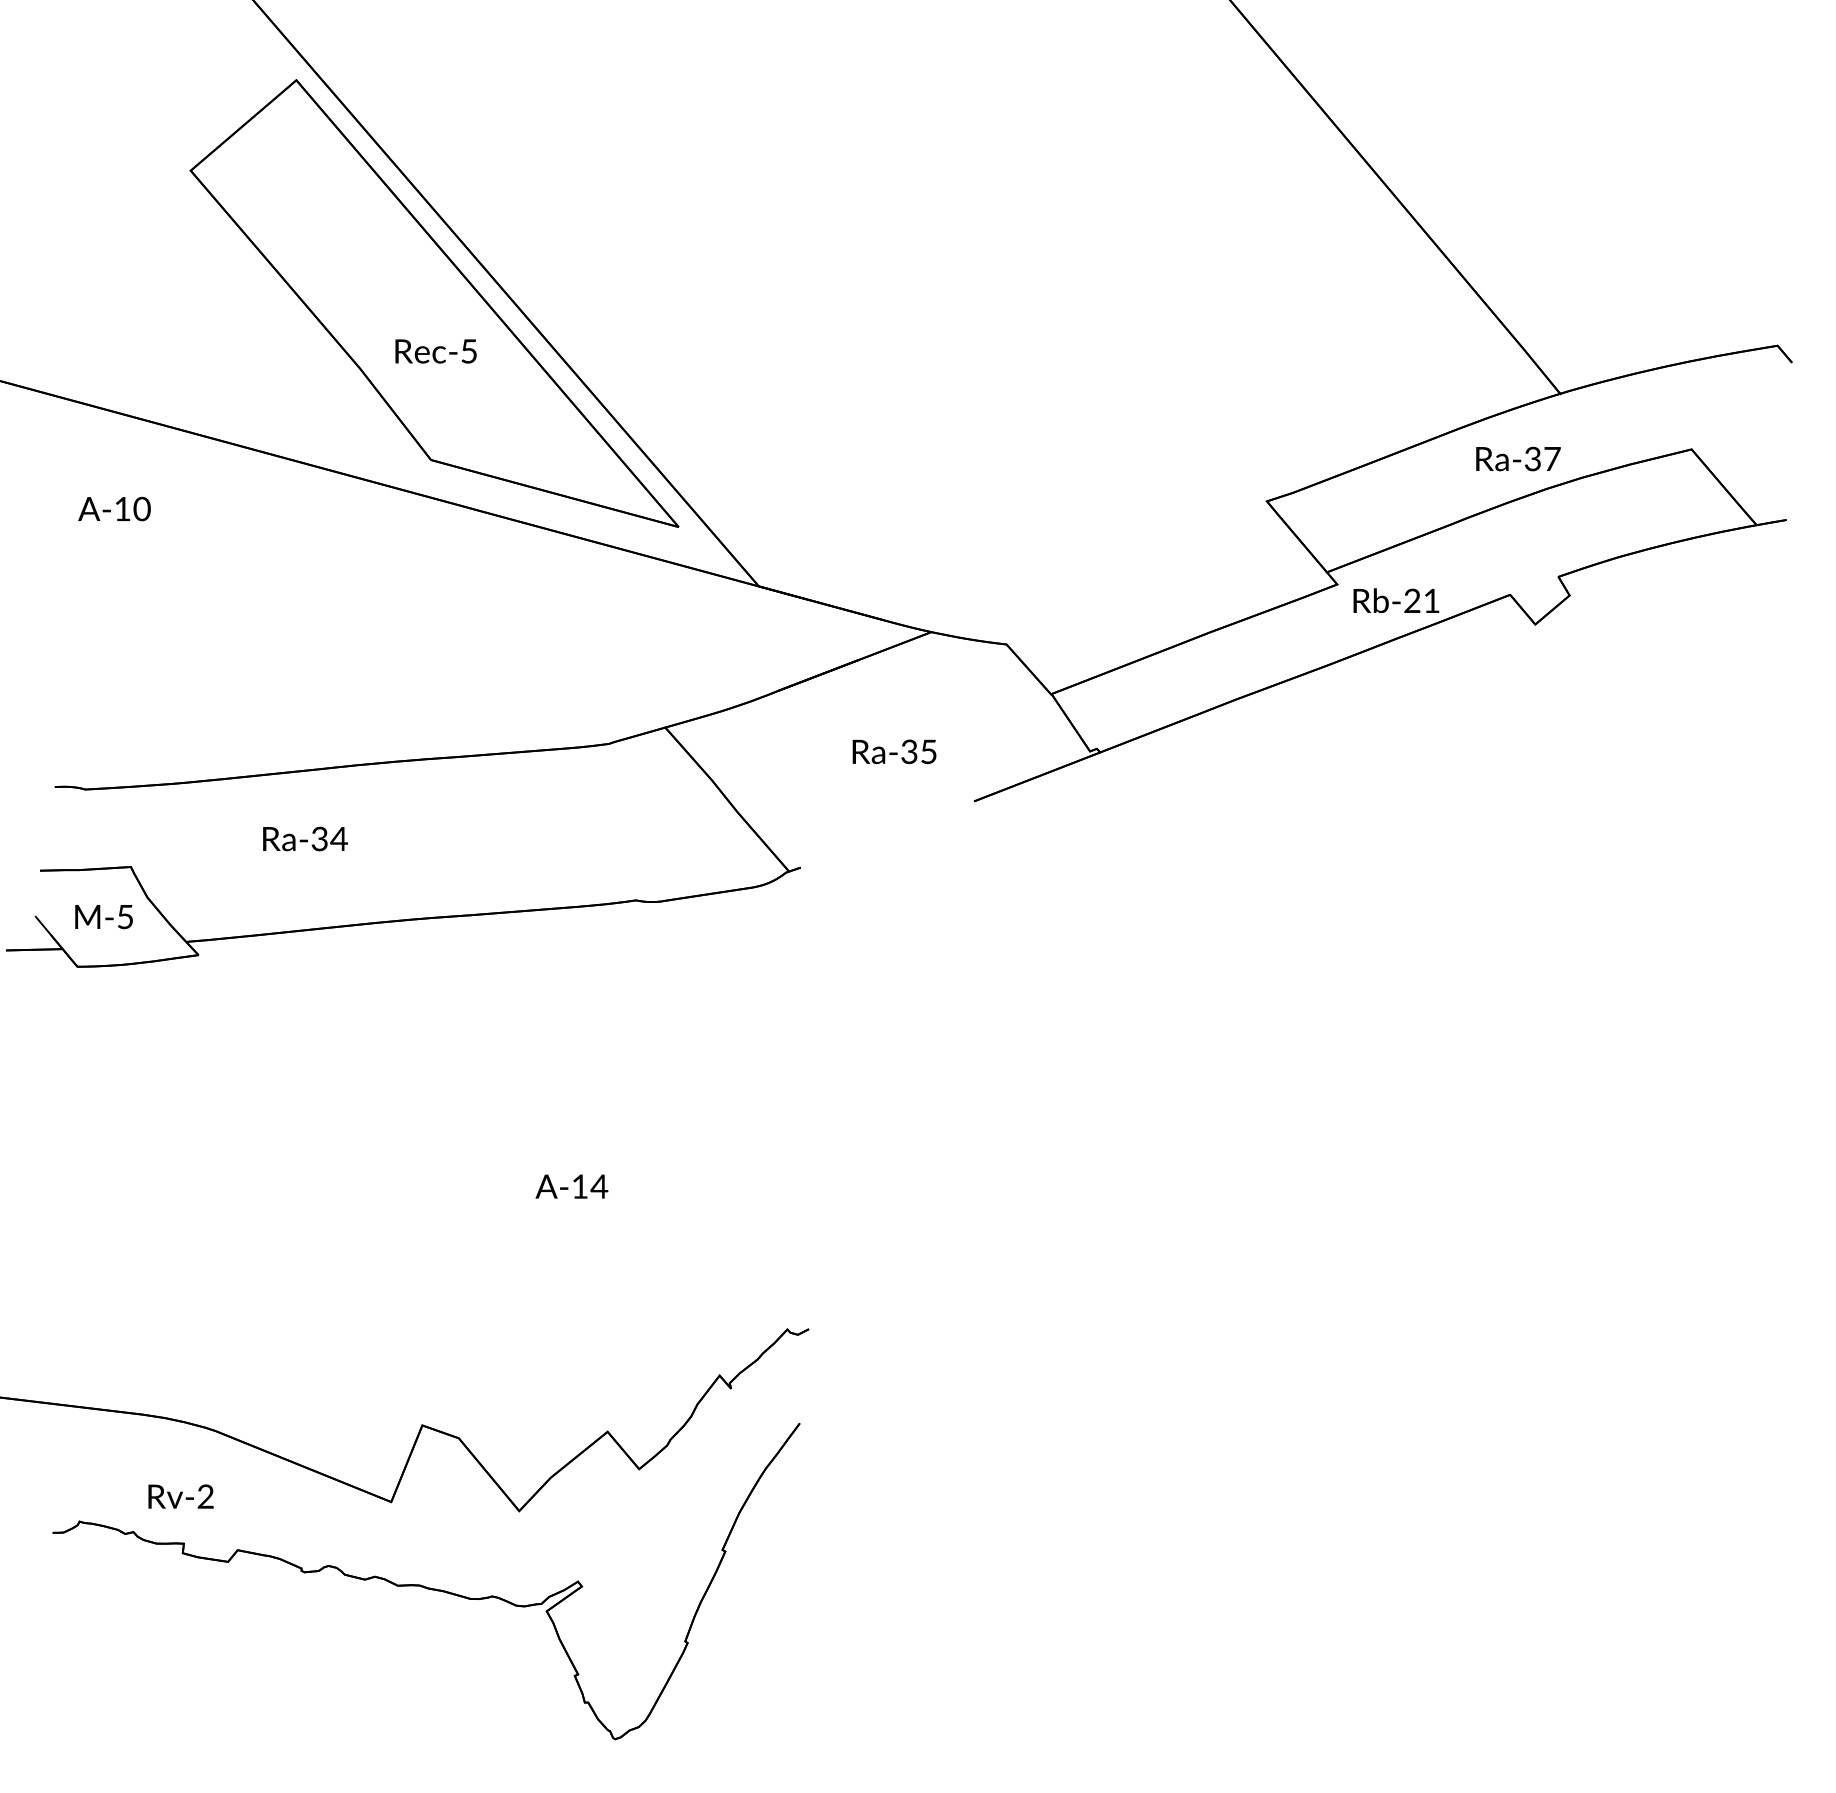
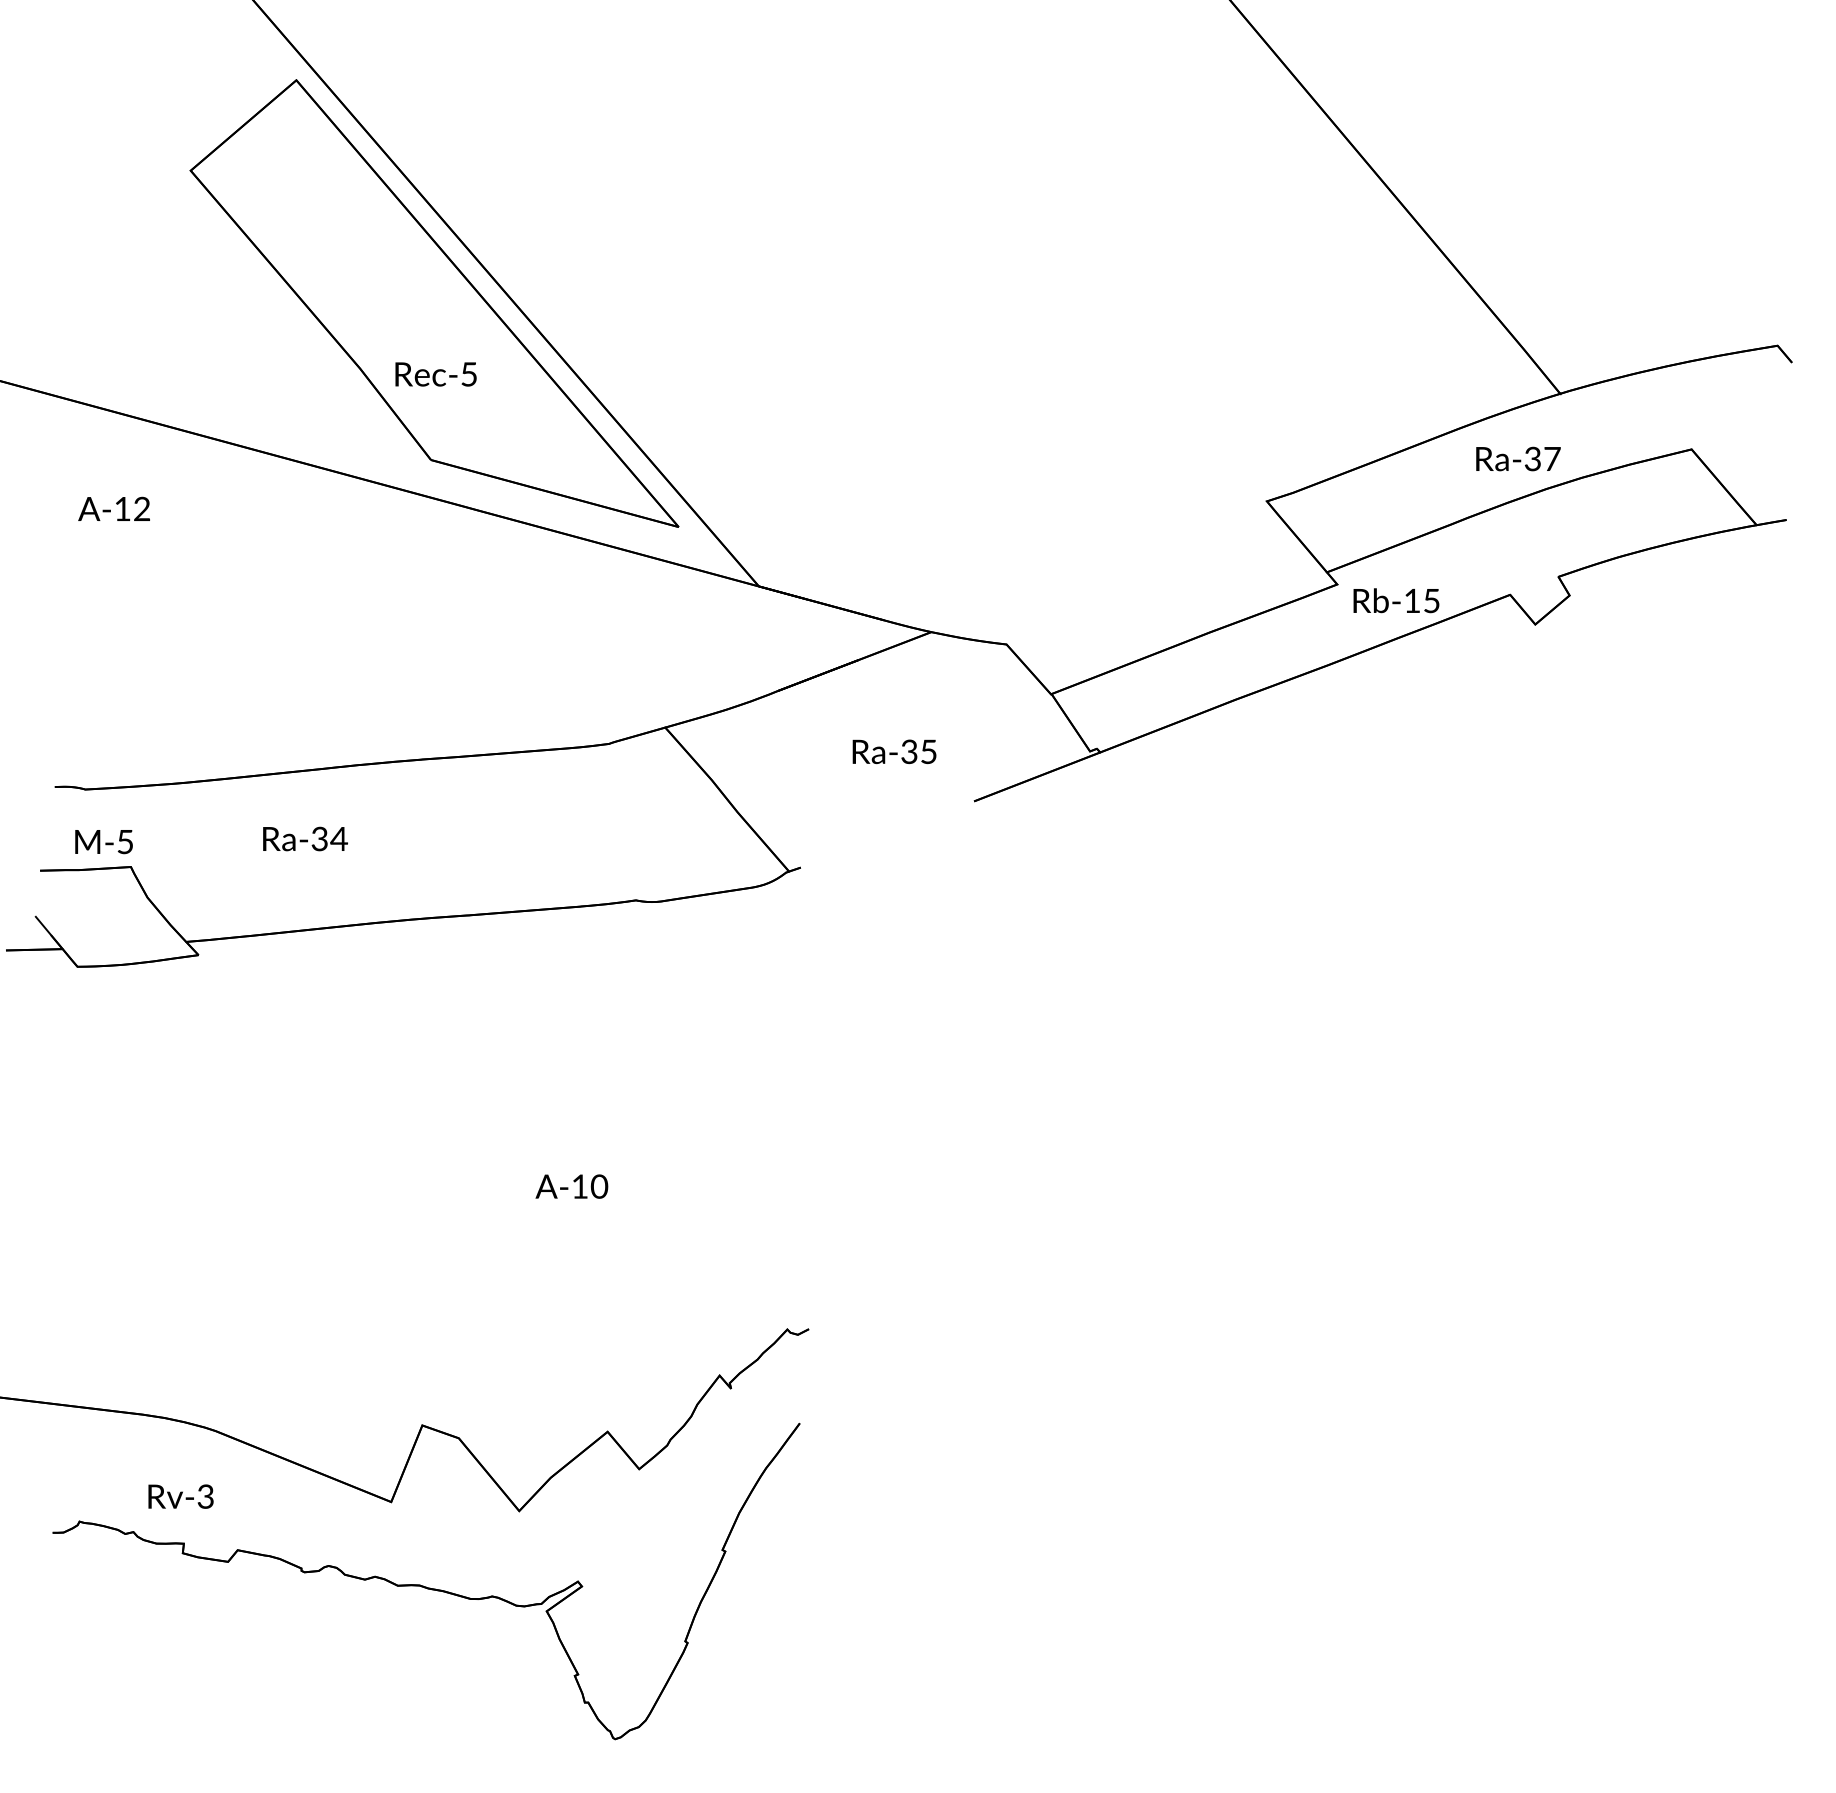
text position: (435, 351) -> (435, 374) (435, 374)
text: A-10 -> A-12 (141, 509)
text: Rb-21 -> Rb-15 (1421, 600)
text position: (103, 917) -> (103, 842) (103, 842)
text: A-14 -> A-10 (599, 1186)
text: Rv-2 -> Rv-3 (205, 1497)
